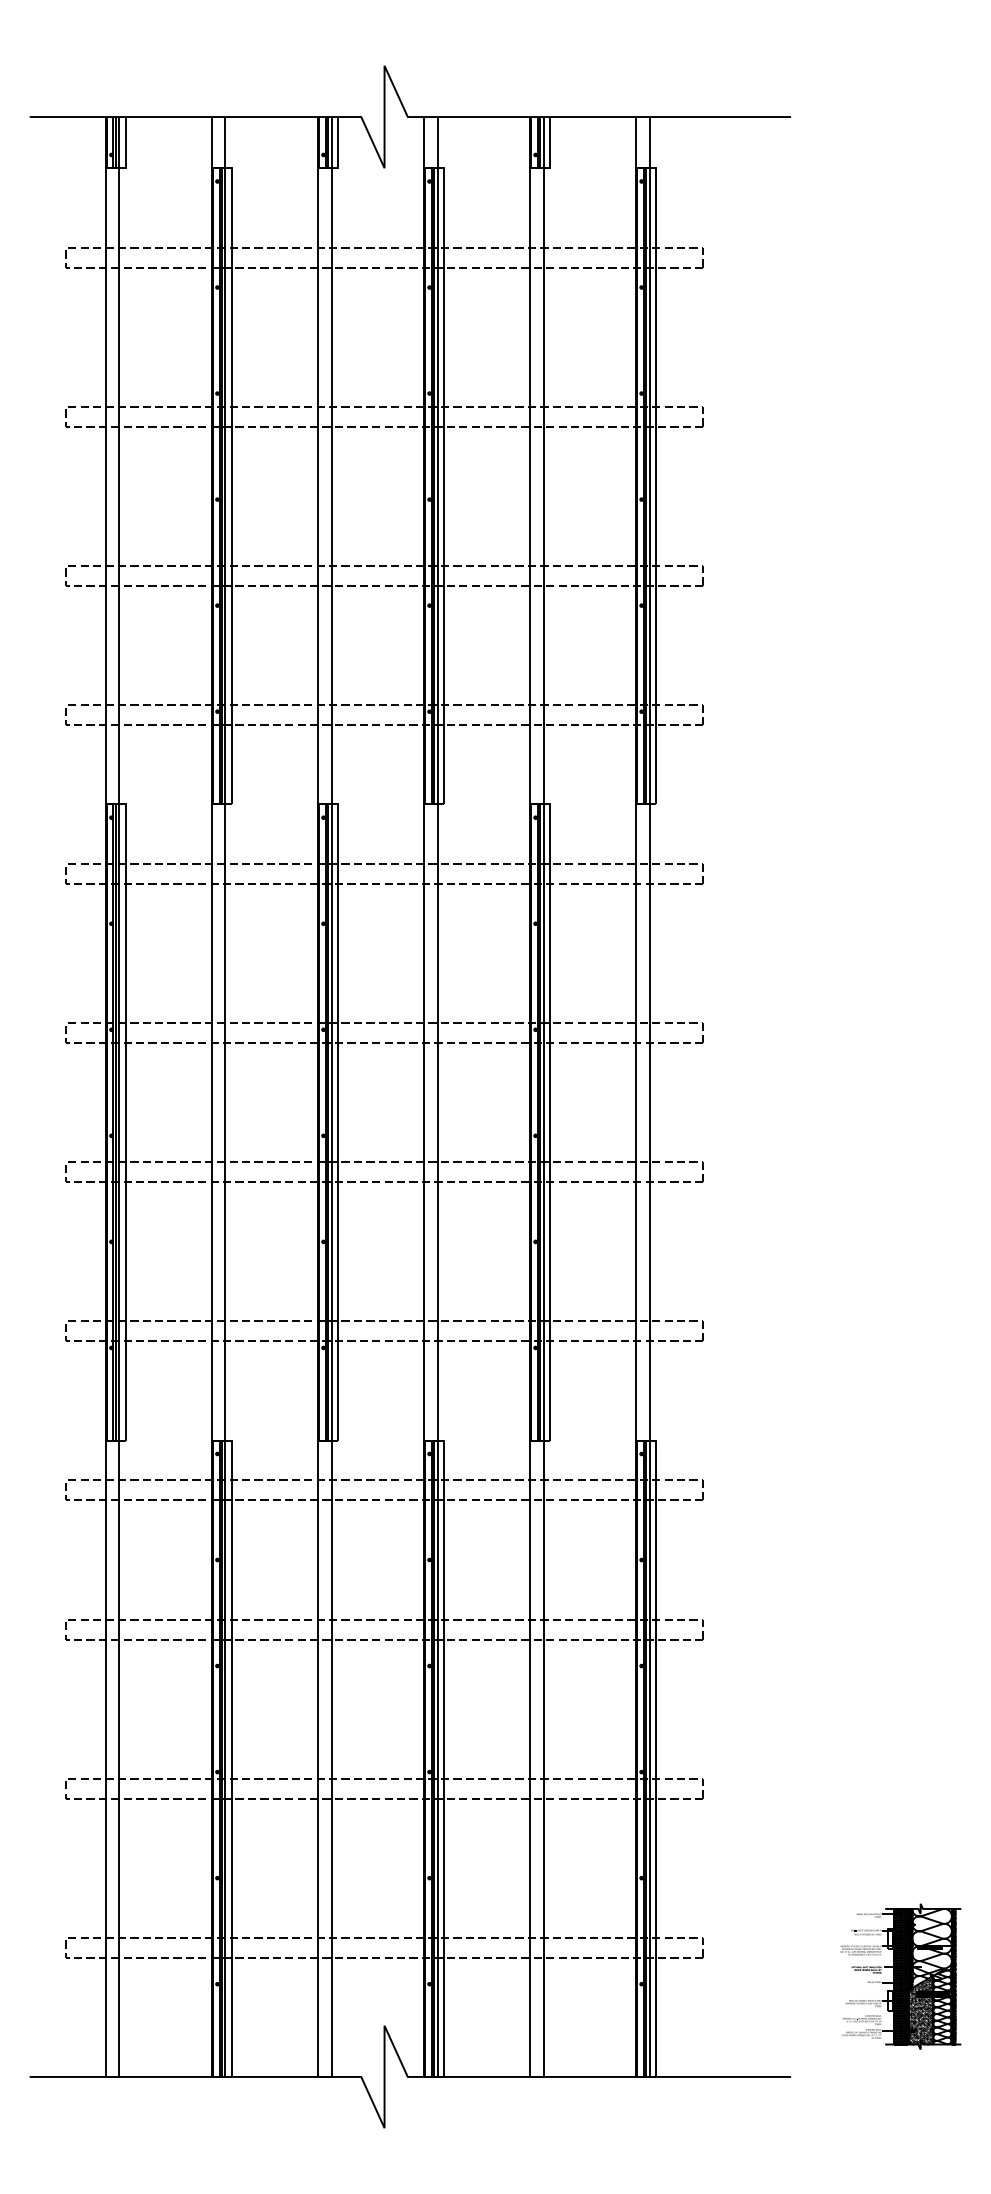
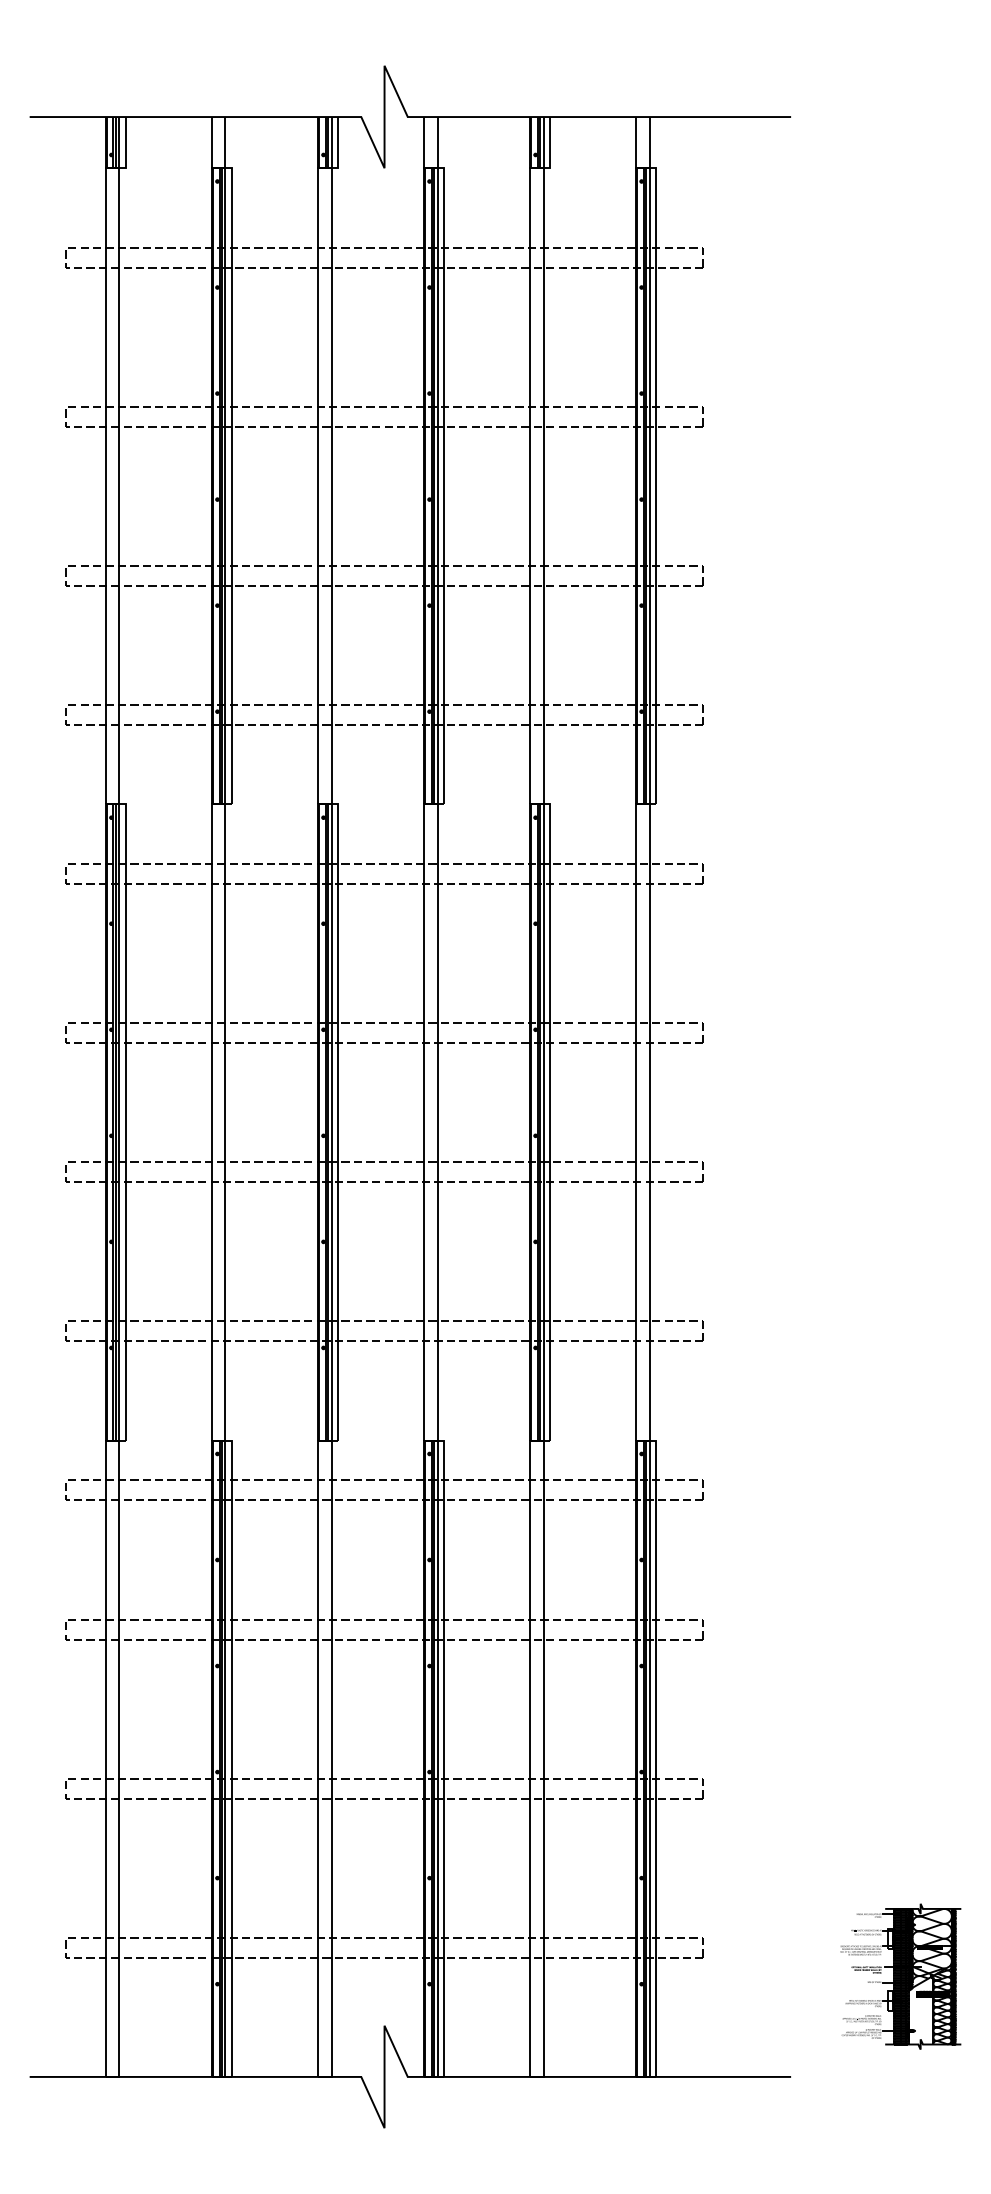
hatch: present -> none (920, 2012)
